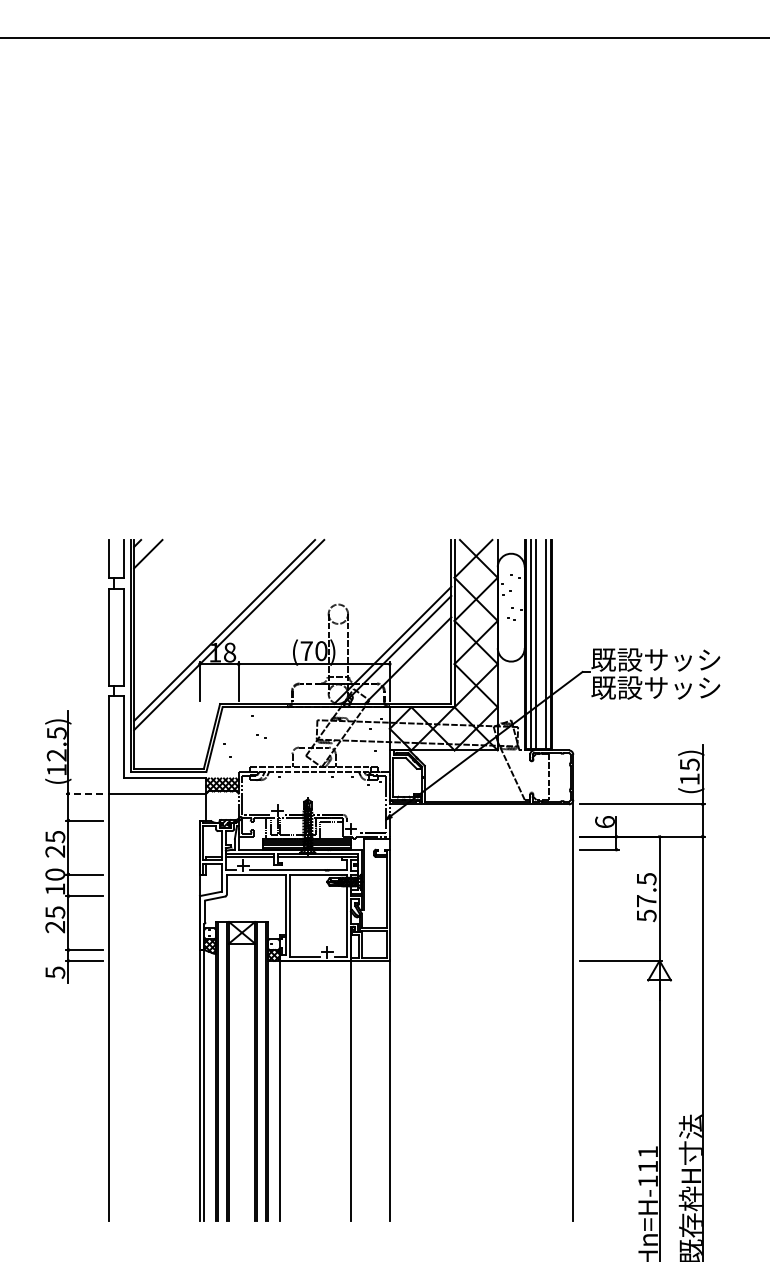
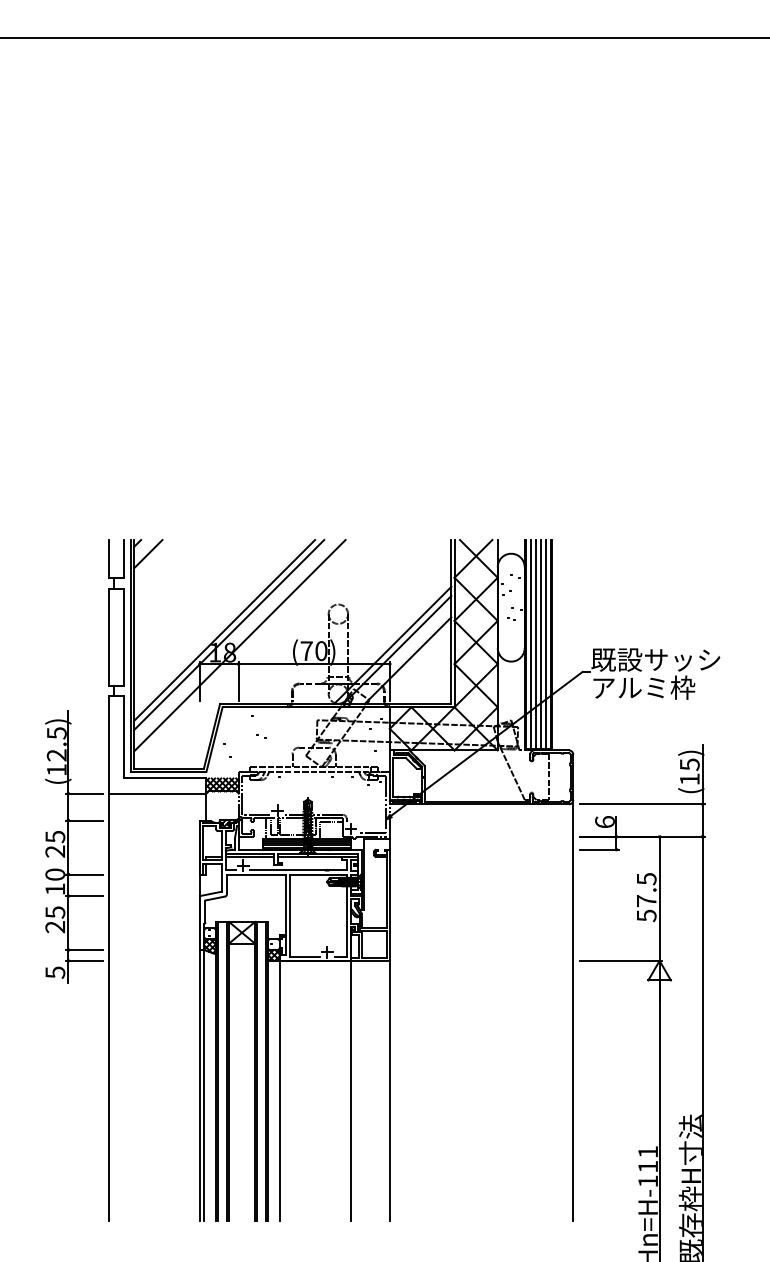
line: none -> present (540, 644)
line: none -> present (239, 645)
text: 既設サッシ -> アルミ枠 (655, 687)
line: dashed -> solid (84, 793)
